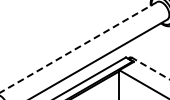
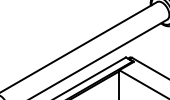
line: dashed -> solid (78, 47)
line: dashed -> solid (150, 68)
